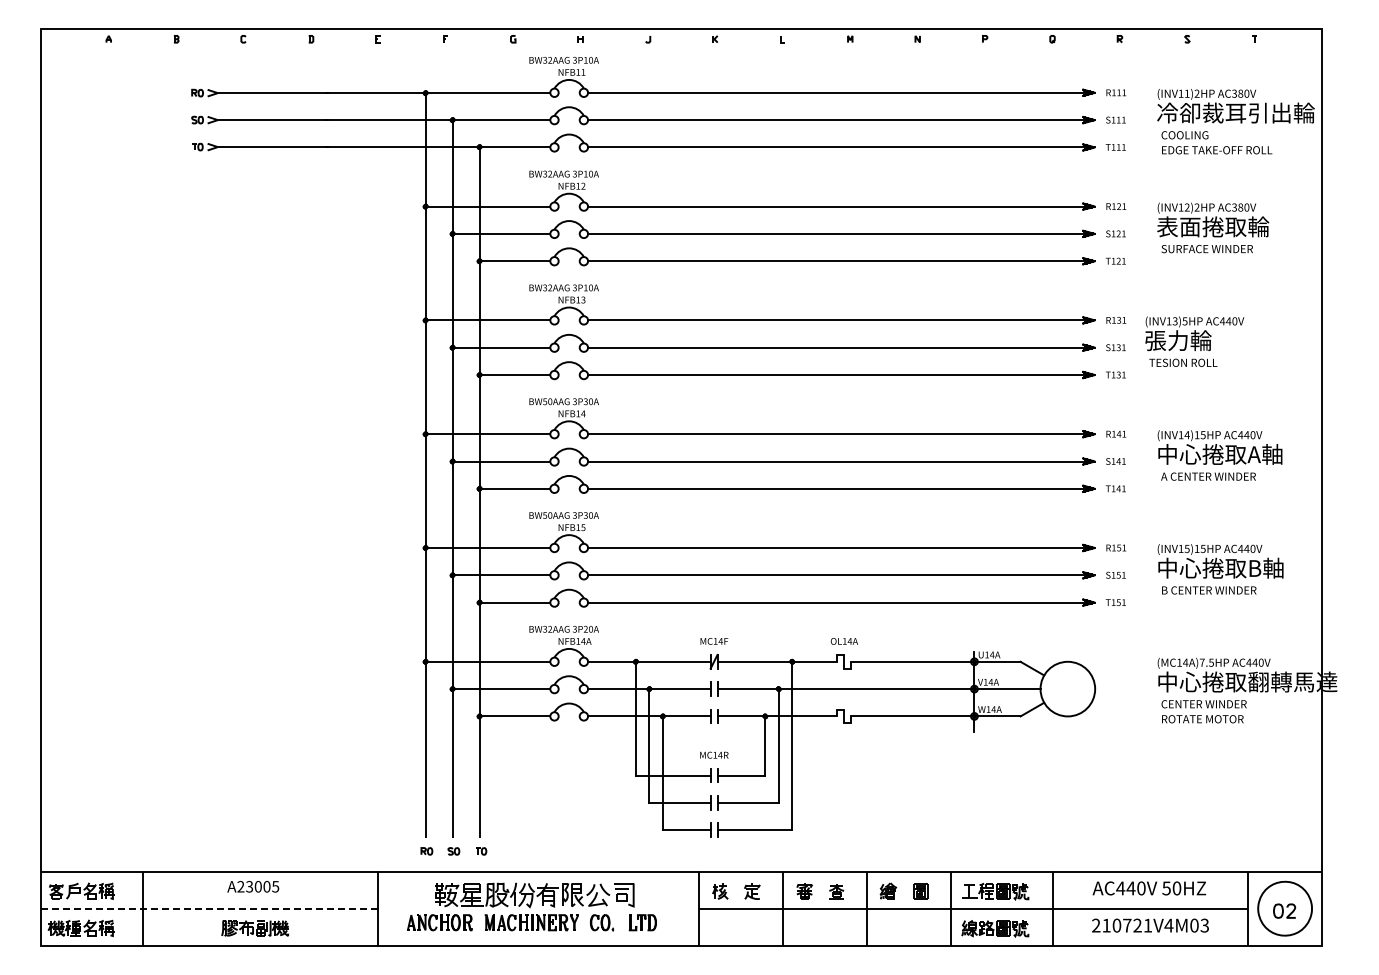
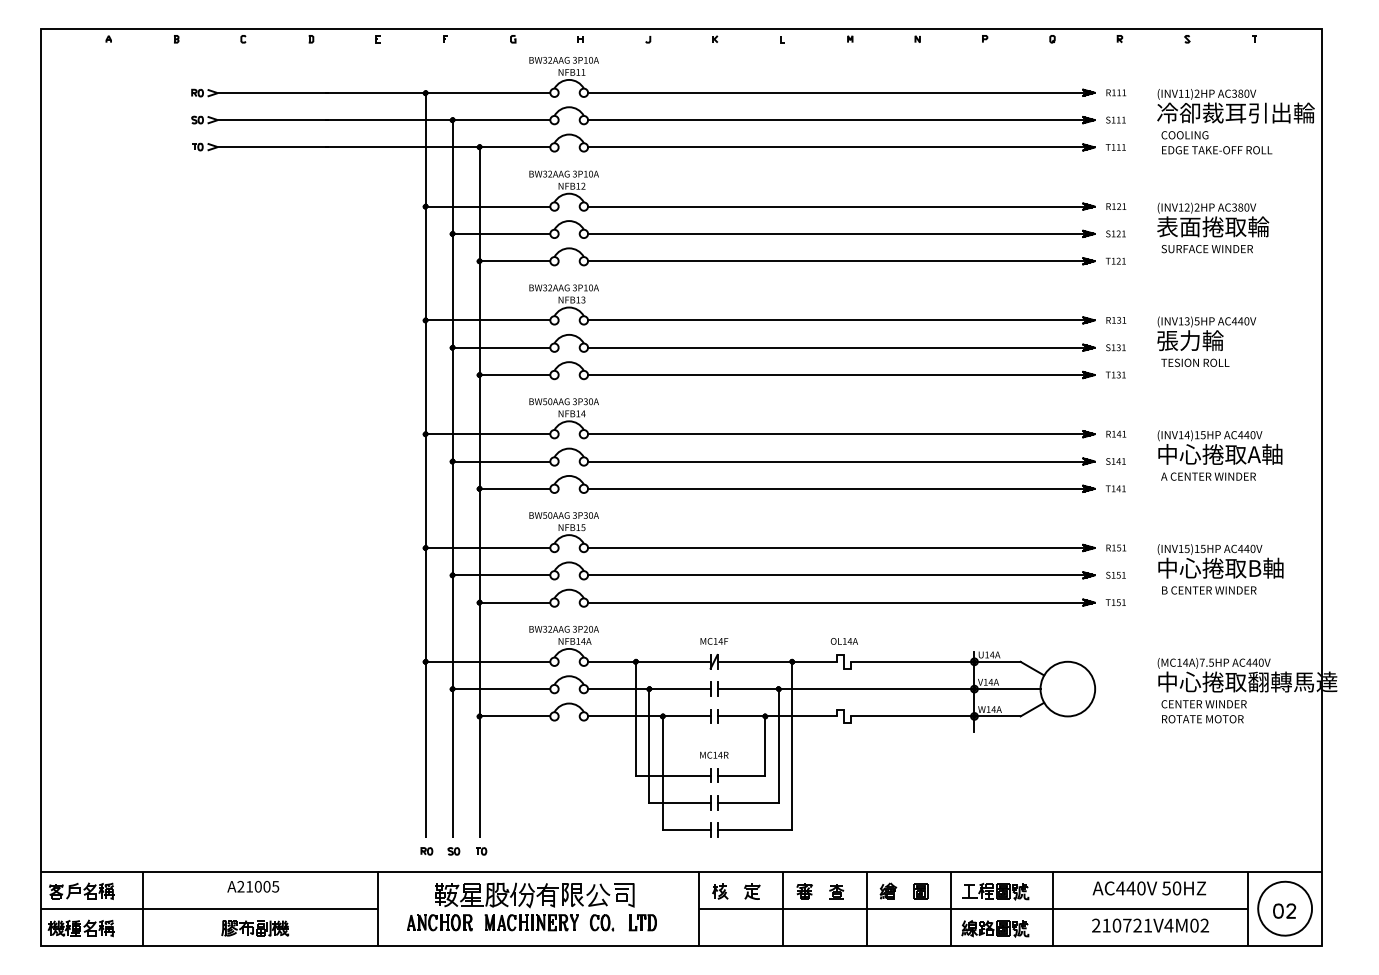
text position: (1194, 341) -> (1206, 341) (1206, 341)
text: A23005 -> A21005 (249, 886)
line: dashed -> solid (209, 908)
text: 210721V4M03 -> 210721V4M02 (1204, 925)
